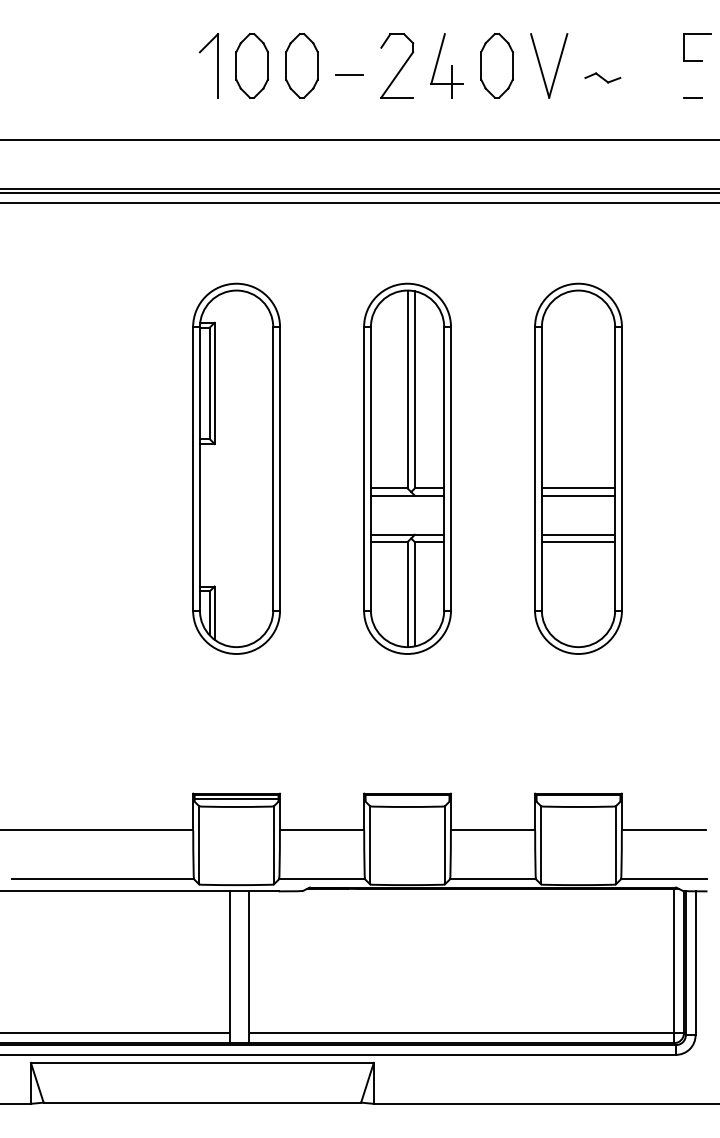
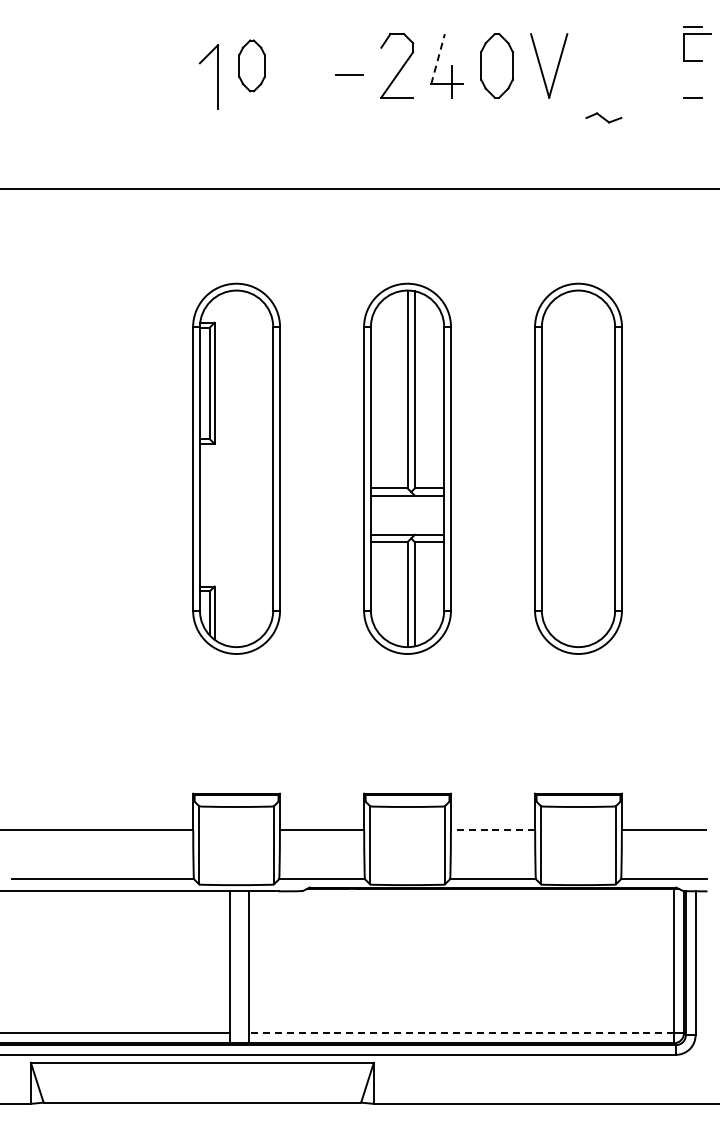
line: none -> present (692, 26)
line: solid -> dashed (438, 59)
part position: (217, 65) -> (217, 76) (217, 76)
part size: 34x66 px -> 28x54 px (251, 65)
part: present -> none (301, 65)
part position: (602, 77) -> (603, 117) (603, 117)
line: present -> none (359, 139)
line: present -> none (359, 192)
line: present -> none (359, 202)
line: present -> none (578, 488)
line: present -> none (578, 495)
line: present -> none (578, 534)
line: present -> none (578, 542)
line: present -> none (236, 798)
line: solid -> dashed (492, 830)
line: solid -> dashed (461, 1033)
